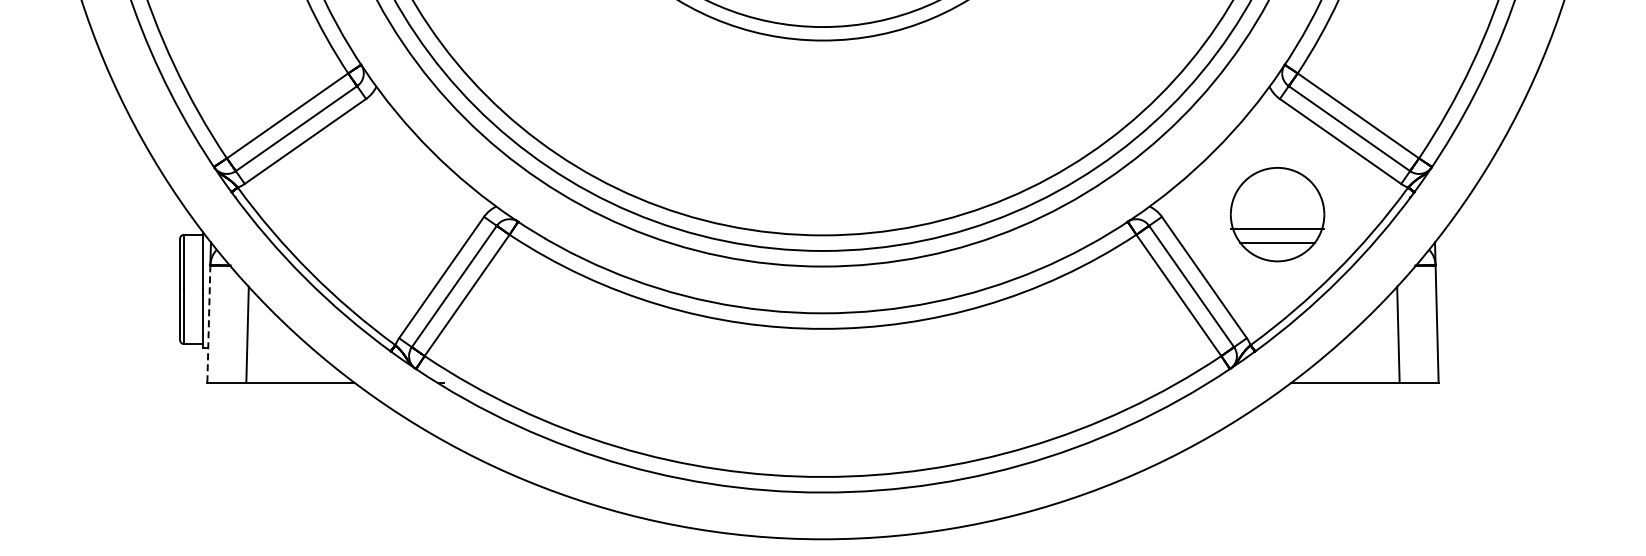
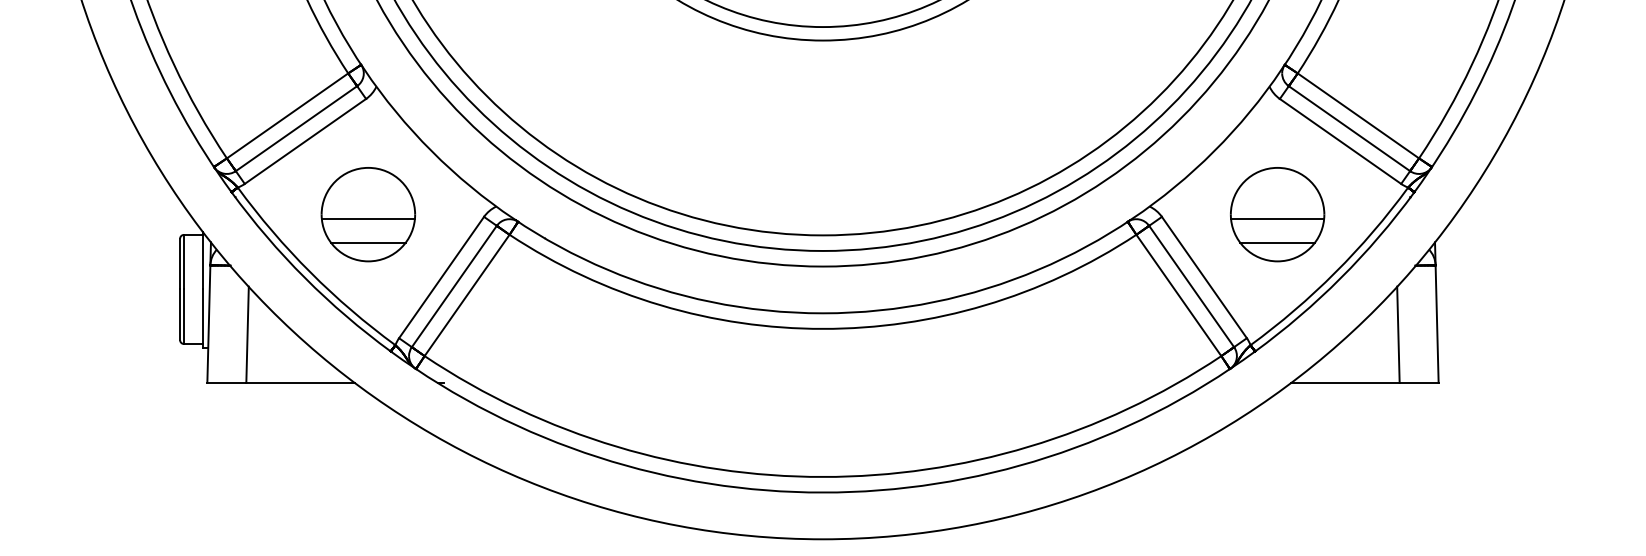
part: none -> present (367, 214)
line position: (1277, 229) -> (1277, 219) (1277, 219)
line: dashed -> solid (208, 324)
